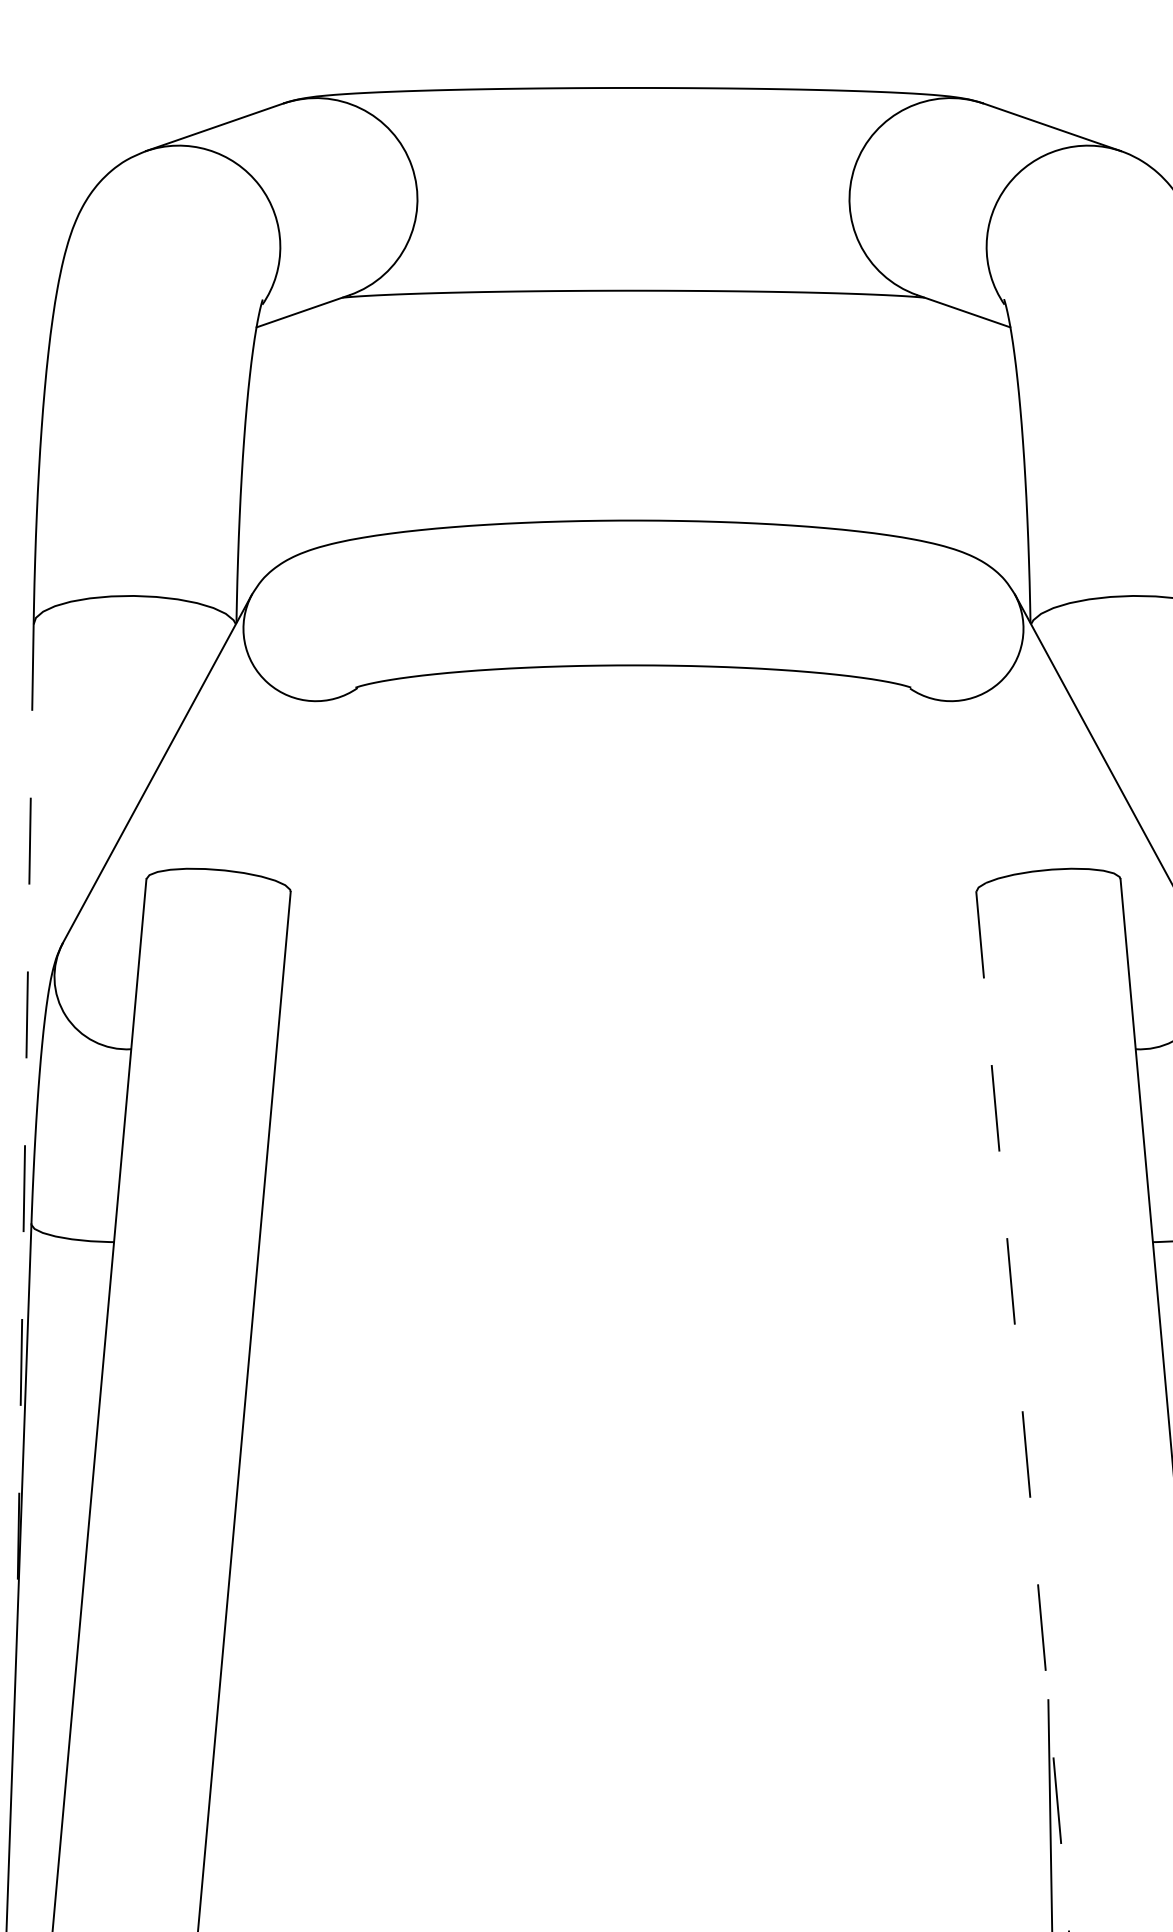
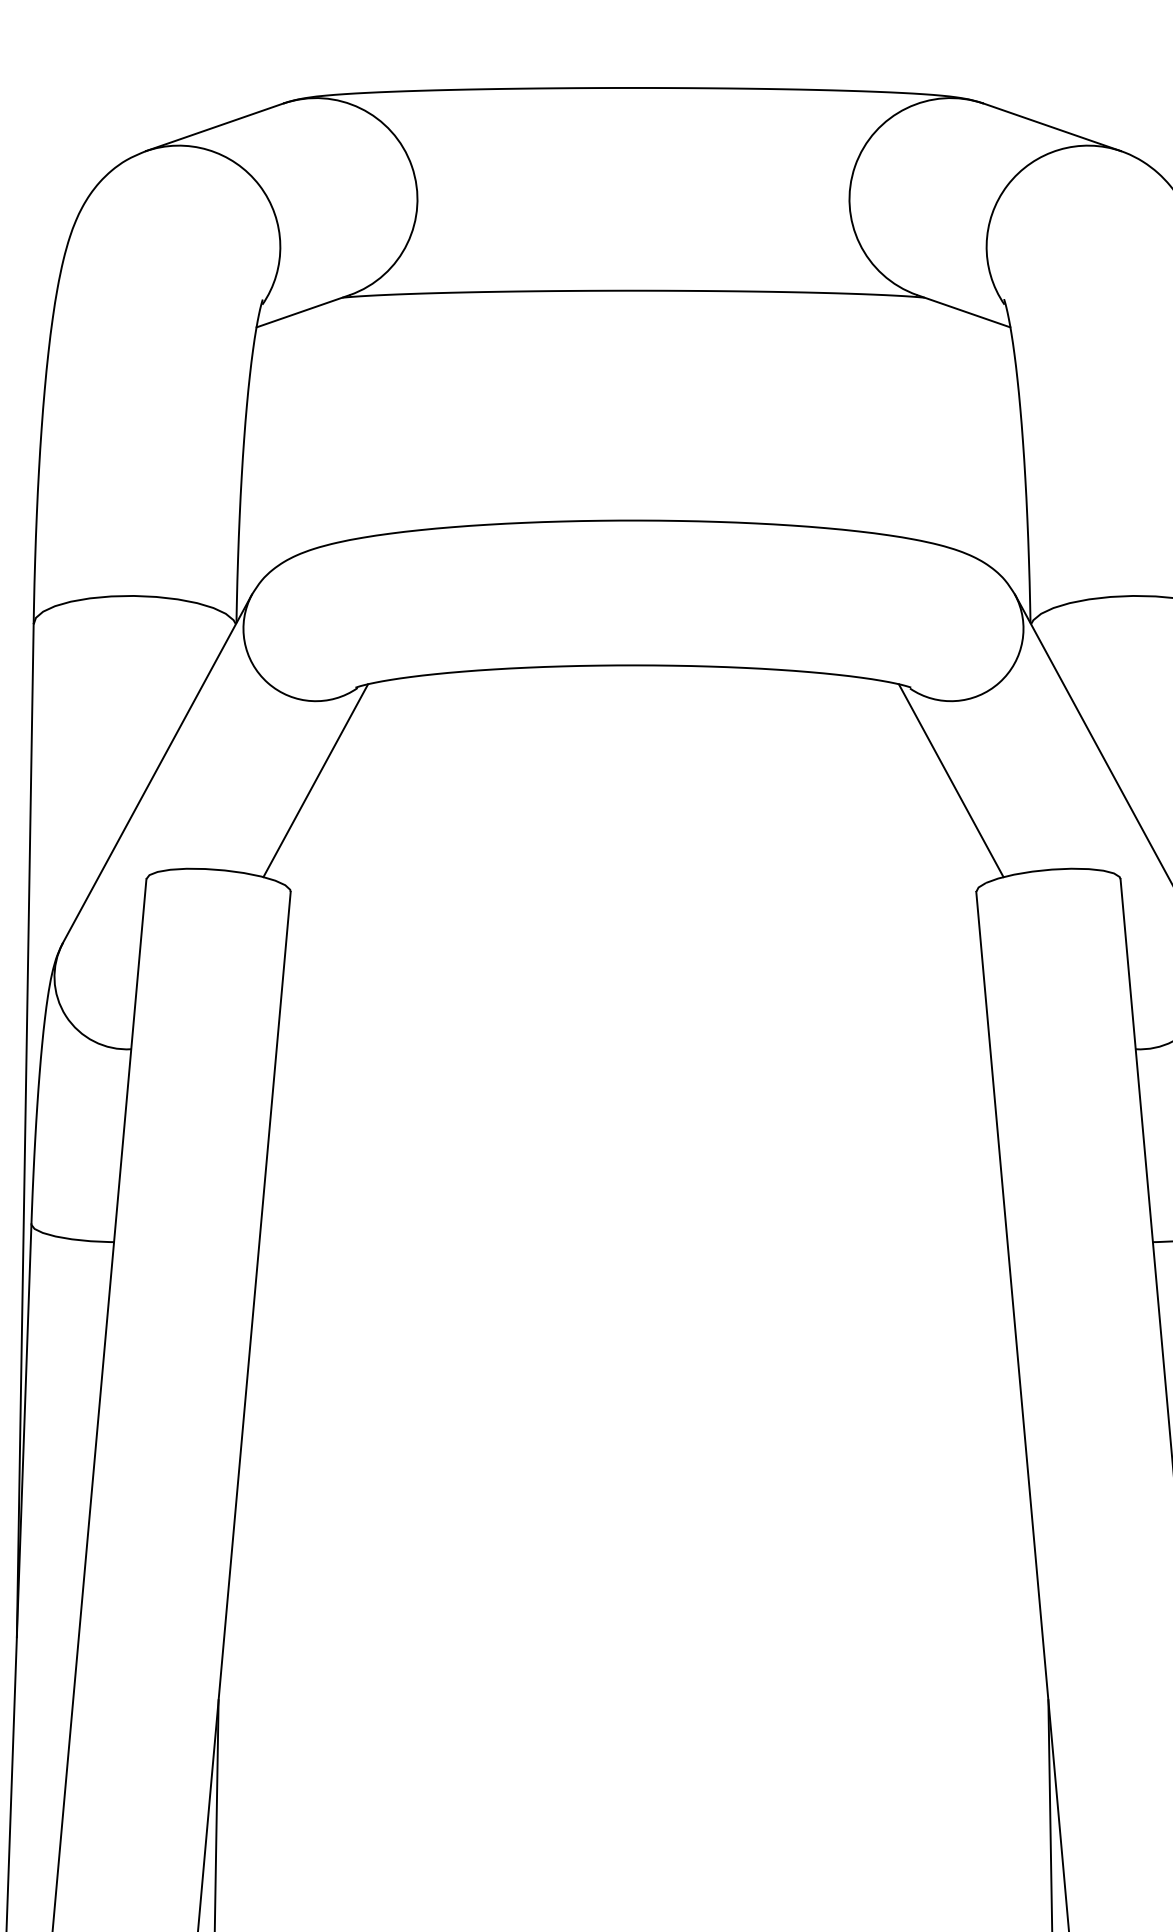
line: none -> present (315, 780)
line: none -> present (950, 780)
line: dashed -> solid (25, 1130)
line: dashed -> solid (1022, 1411)
line: none -> present (216, 1814)
